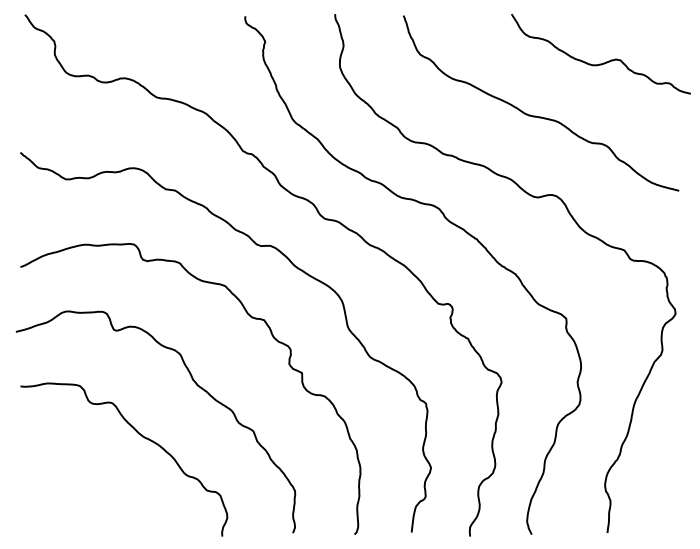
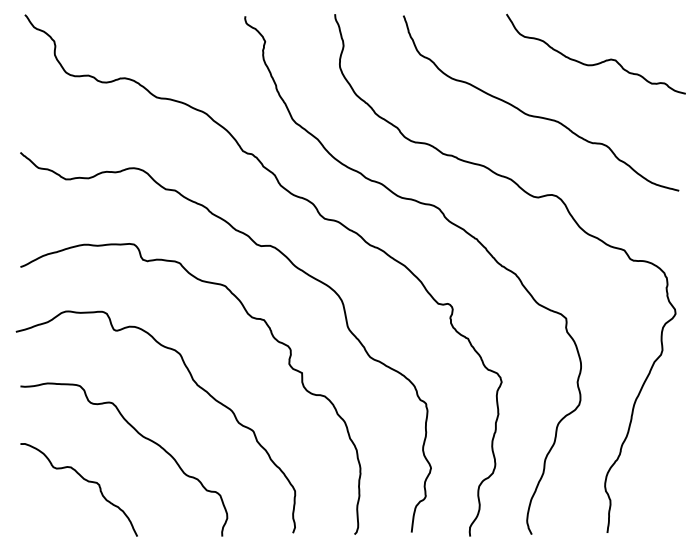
curve position: (603, 62) -> (598, 62) (598, 62)
curve: none -> present (84, 480)
